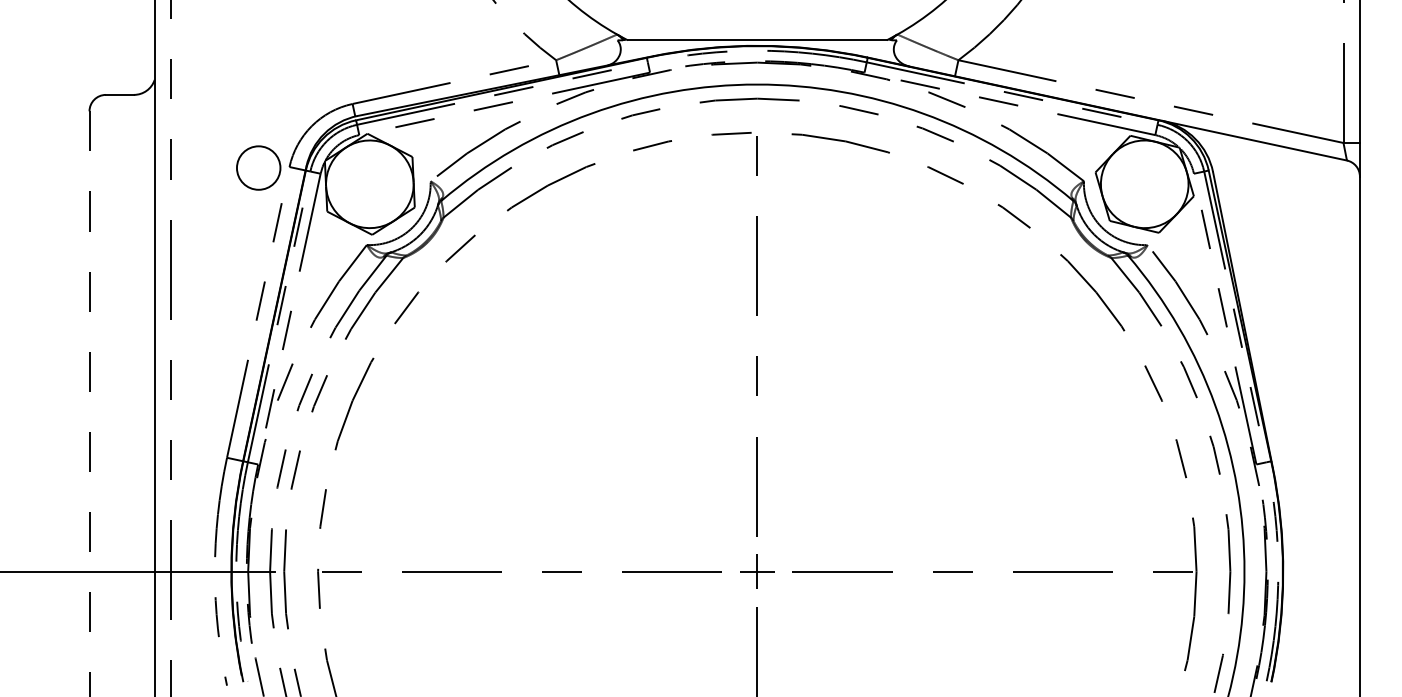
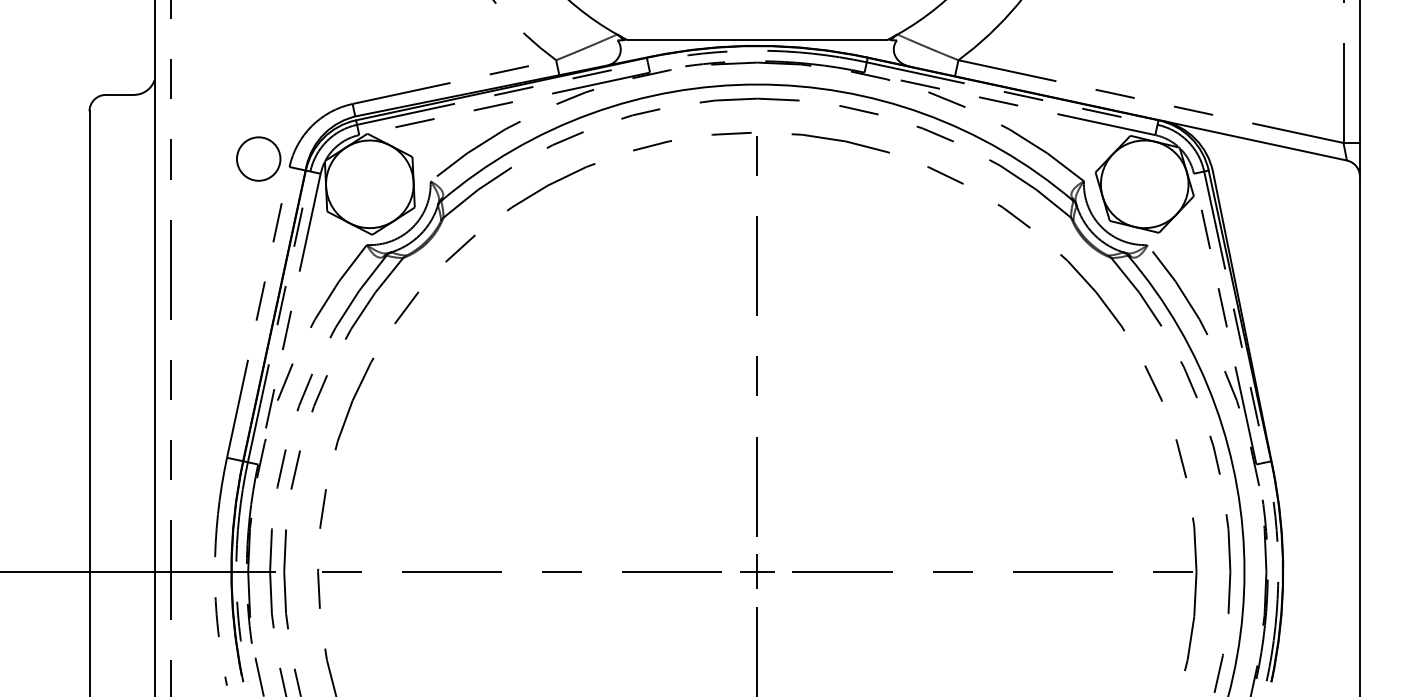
circle position: (258, 167) -> (258, 158) (258, 158)
line: dashed -> solid (89, 404)
